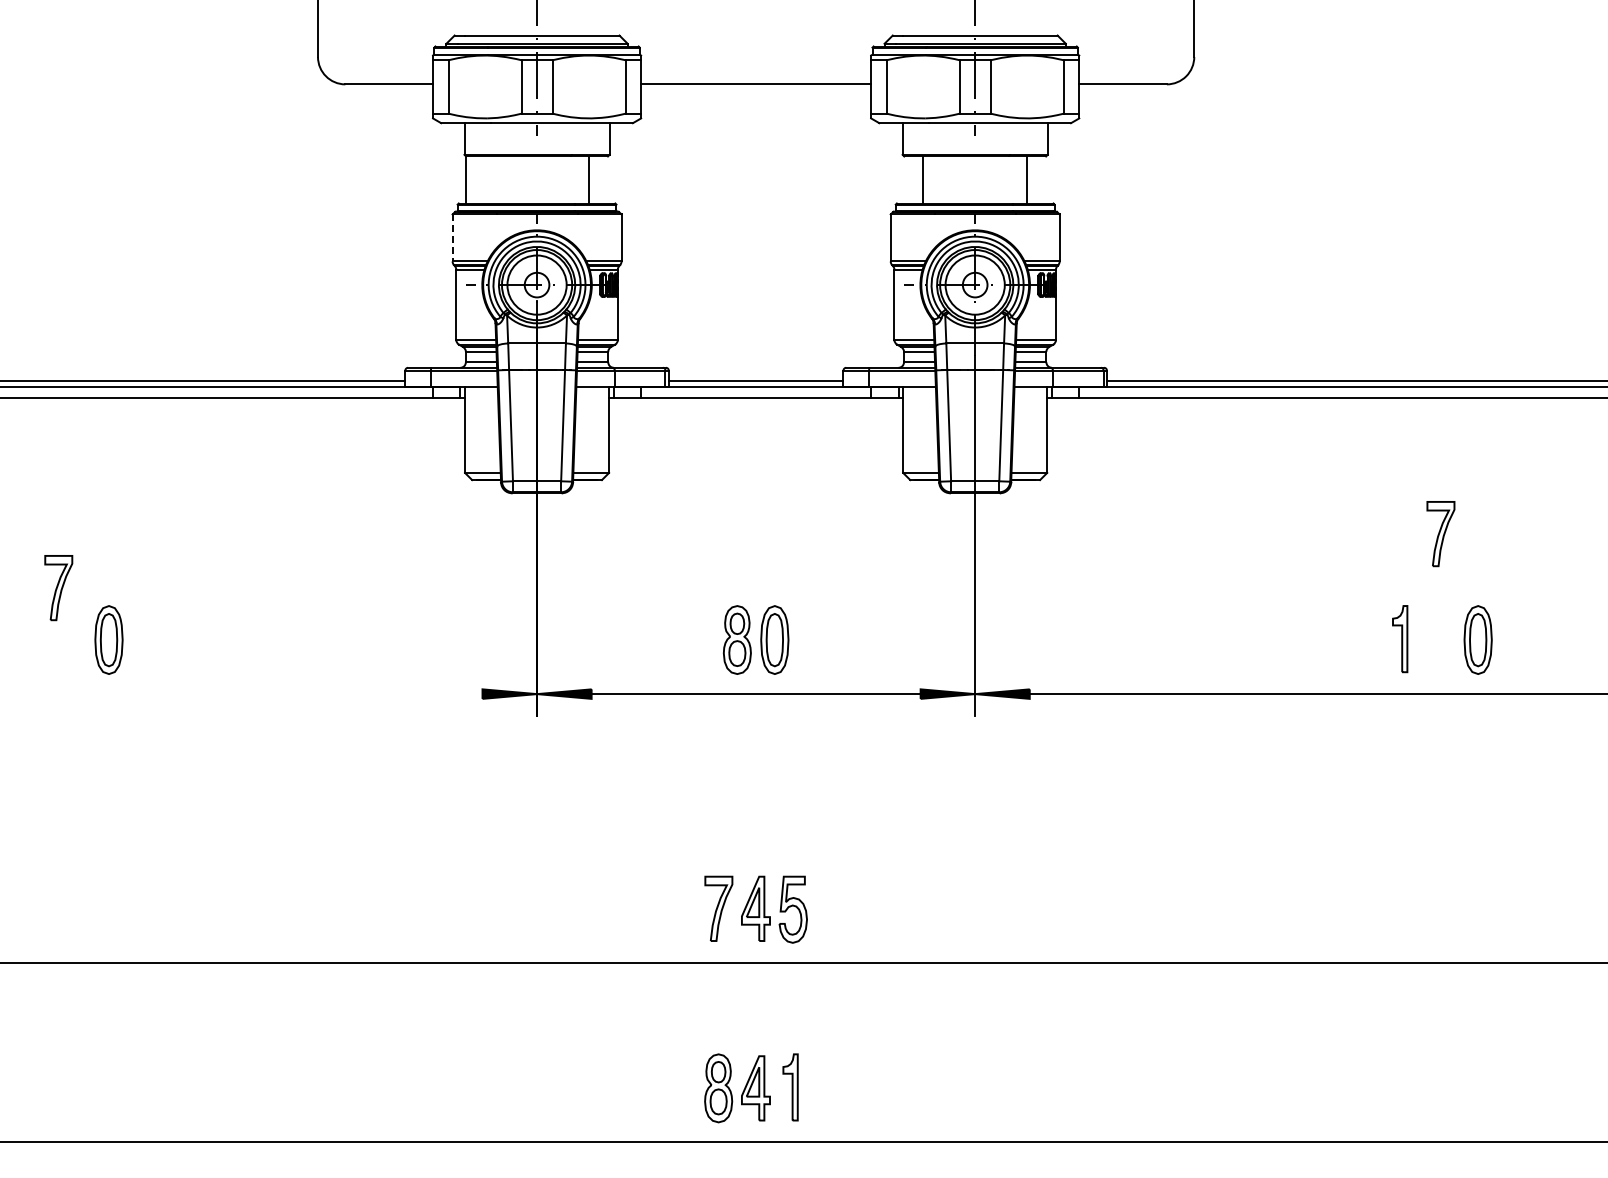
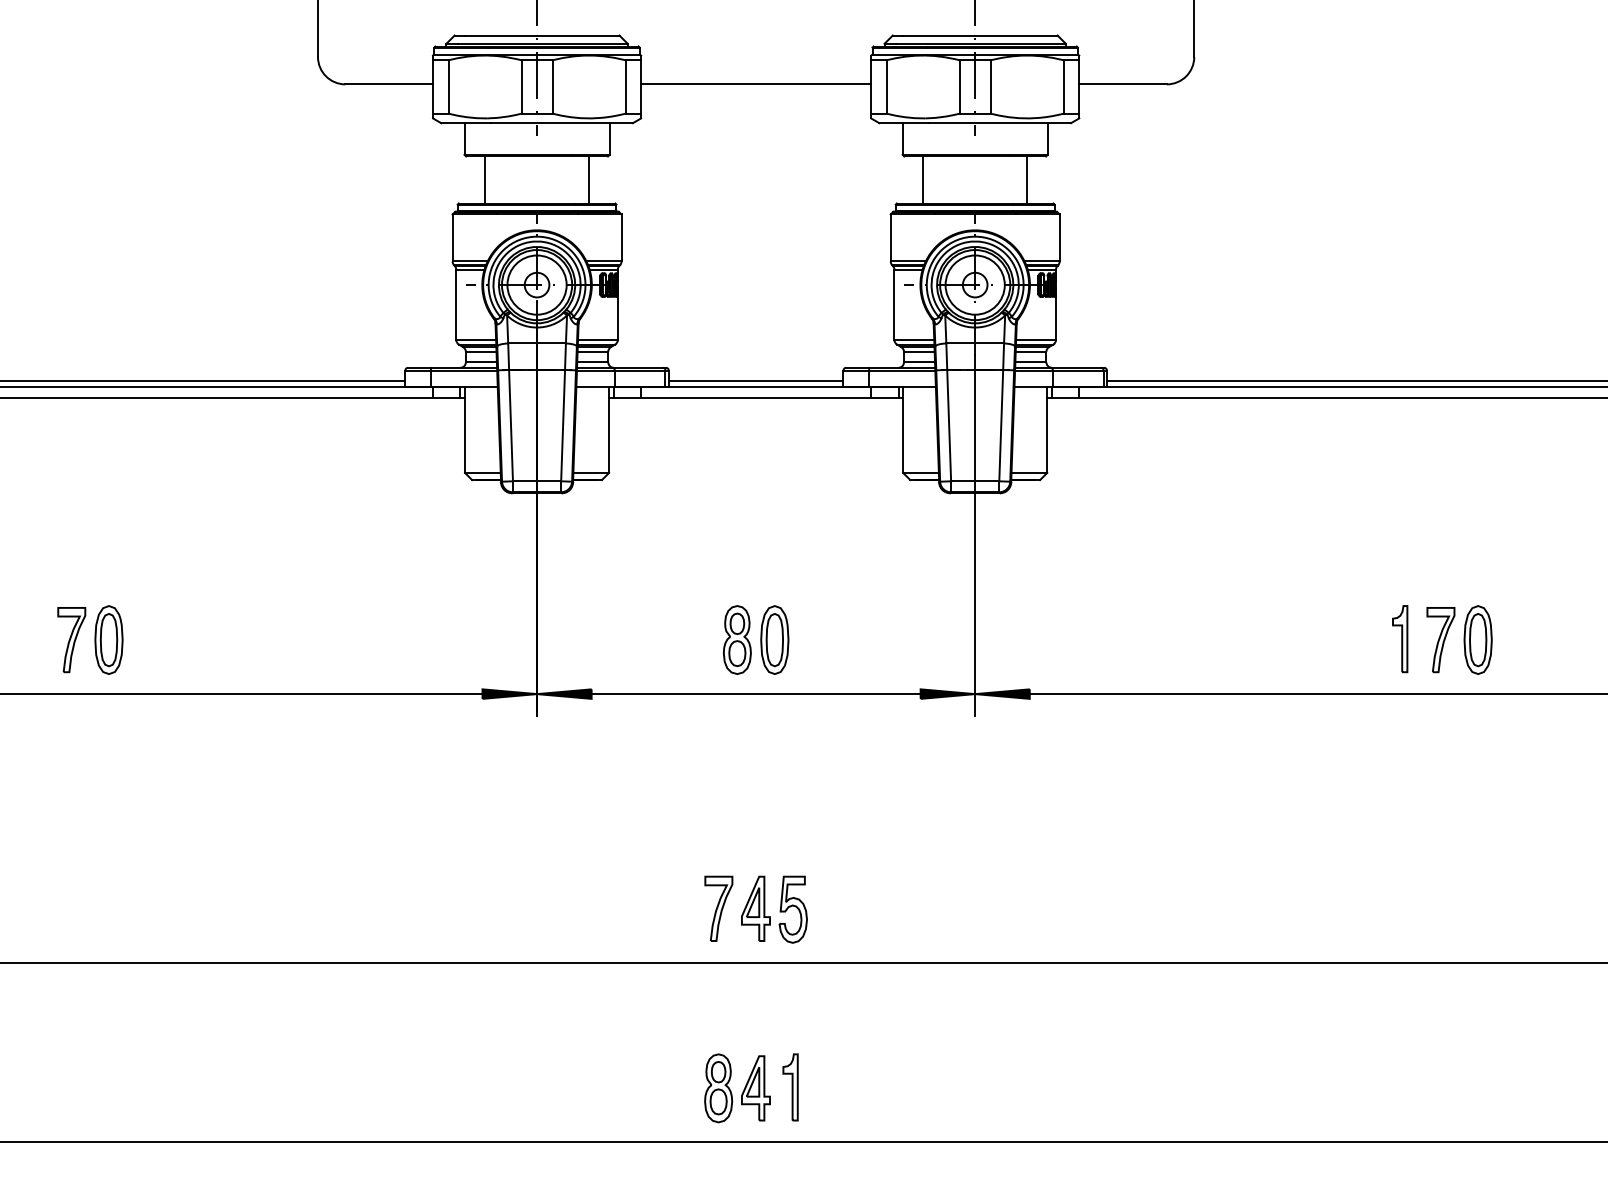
line position: (466, 179) -> (485, 179) (485, 179)
line: dashed -> solid (452, 237)
part position: (1440, 534) -> (1440, 640) (1440, 640)
part position: (58, 588) -> (71, 640) (71, 640)
line: none -> present (242, 694)
